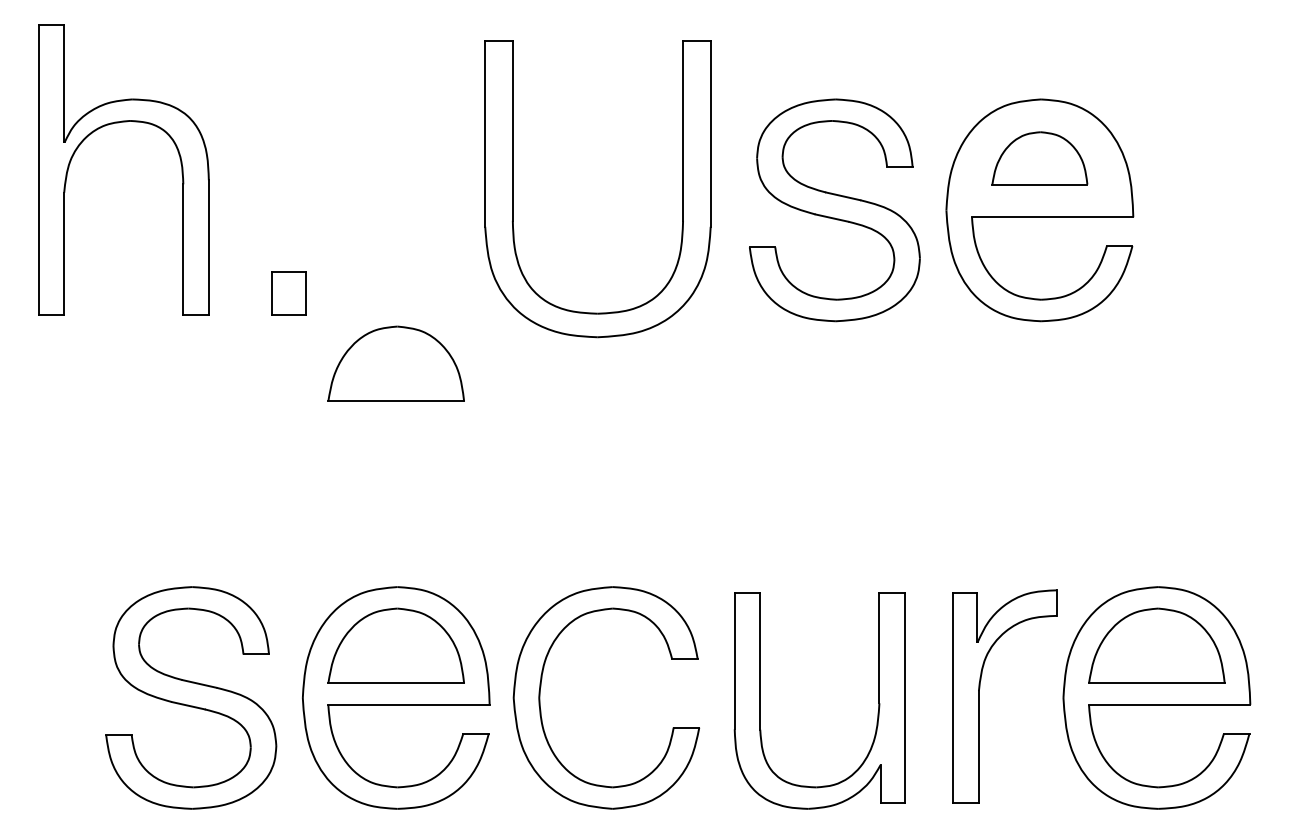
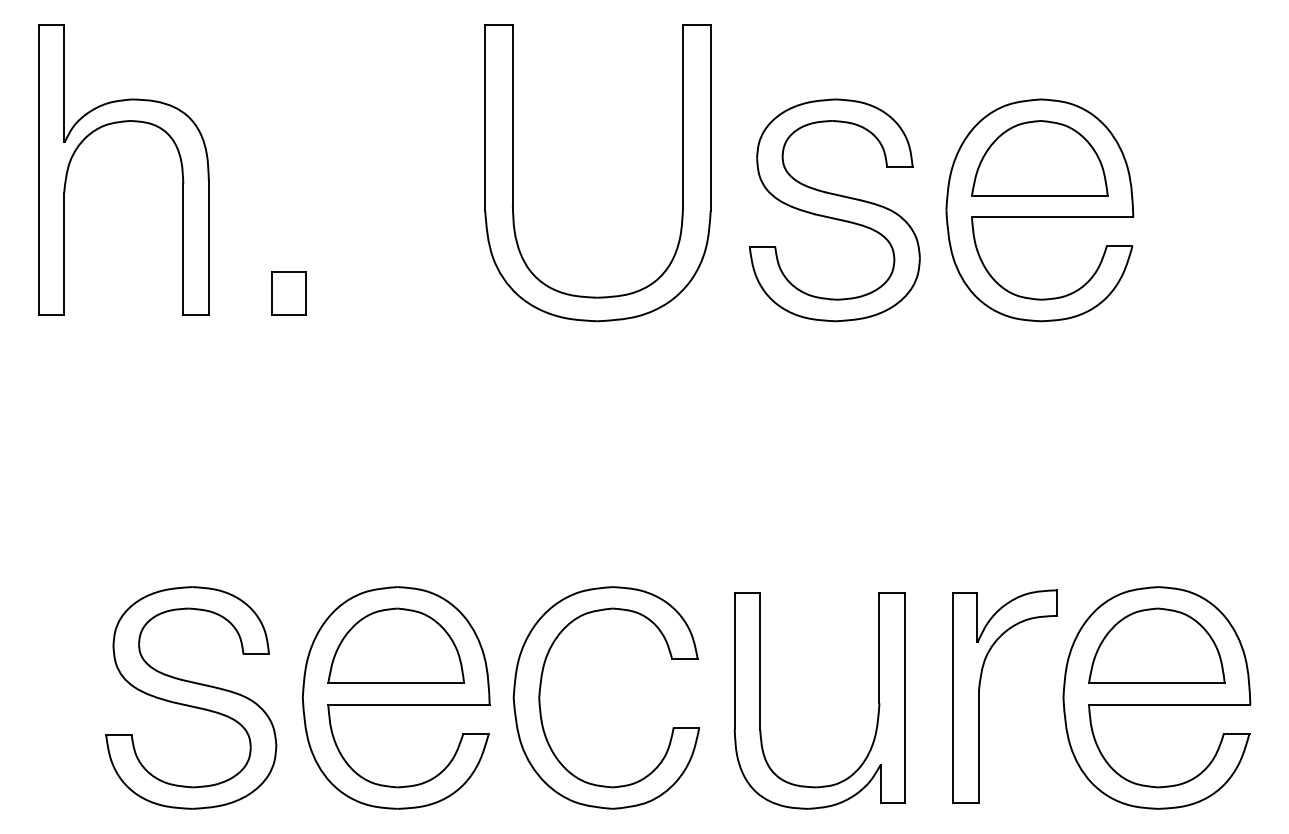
part size: 98x55 px -> 138x77 px (1039, 158)
part position: (513, 189) -> (513, 173) (513, 173)
part: present -> none (395, 363)
